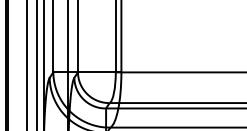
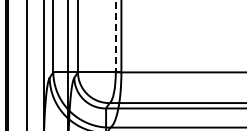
line: solid -> dashed (115, 36)
line: present -> none (37, 64)
